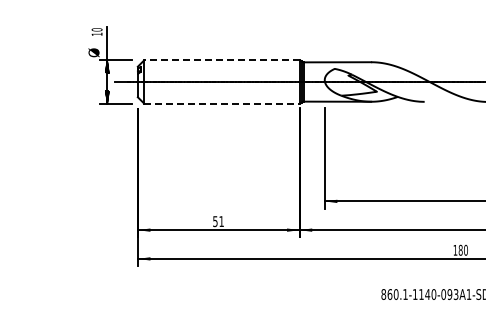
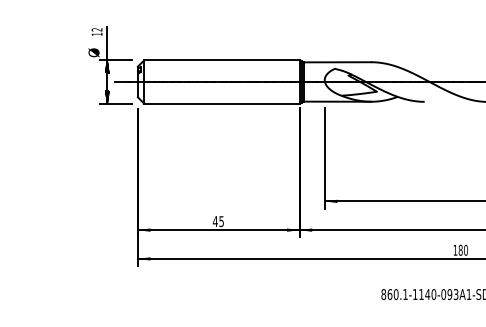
text: 10 -> 12 (96, 29)
line: dashed -> solid (221, 60)
line: dashed -> solid (221, 103)
text: 51 -> 45 (217, 221)
